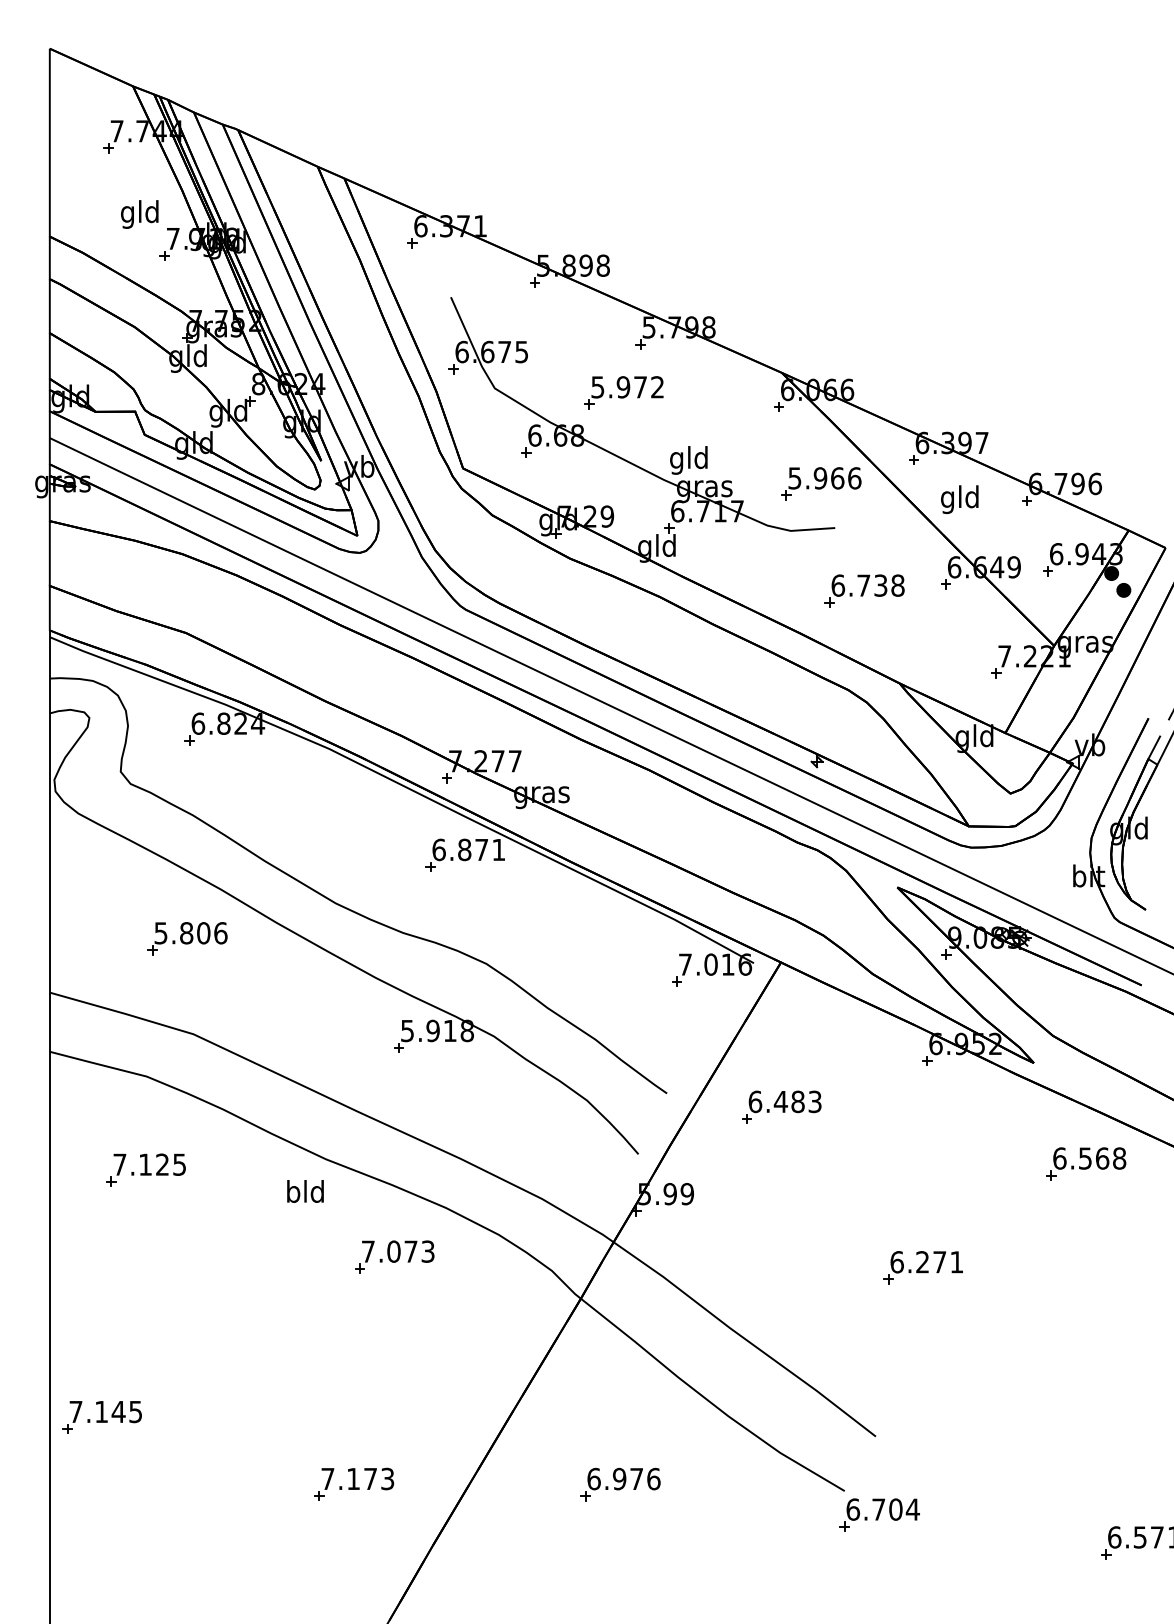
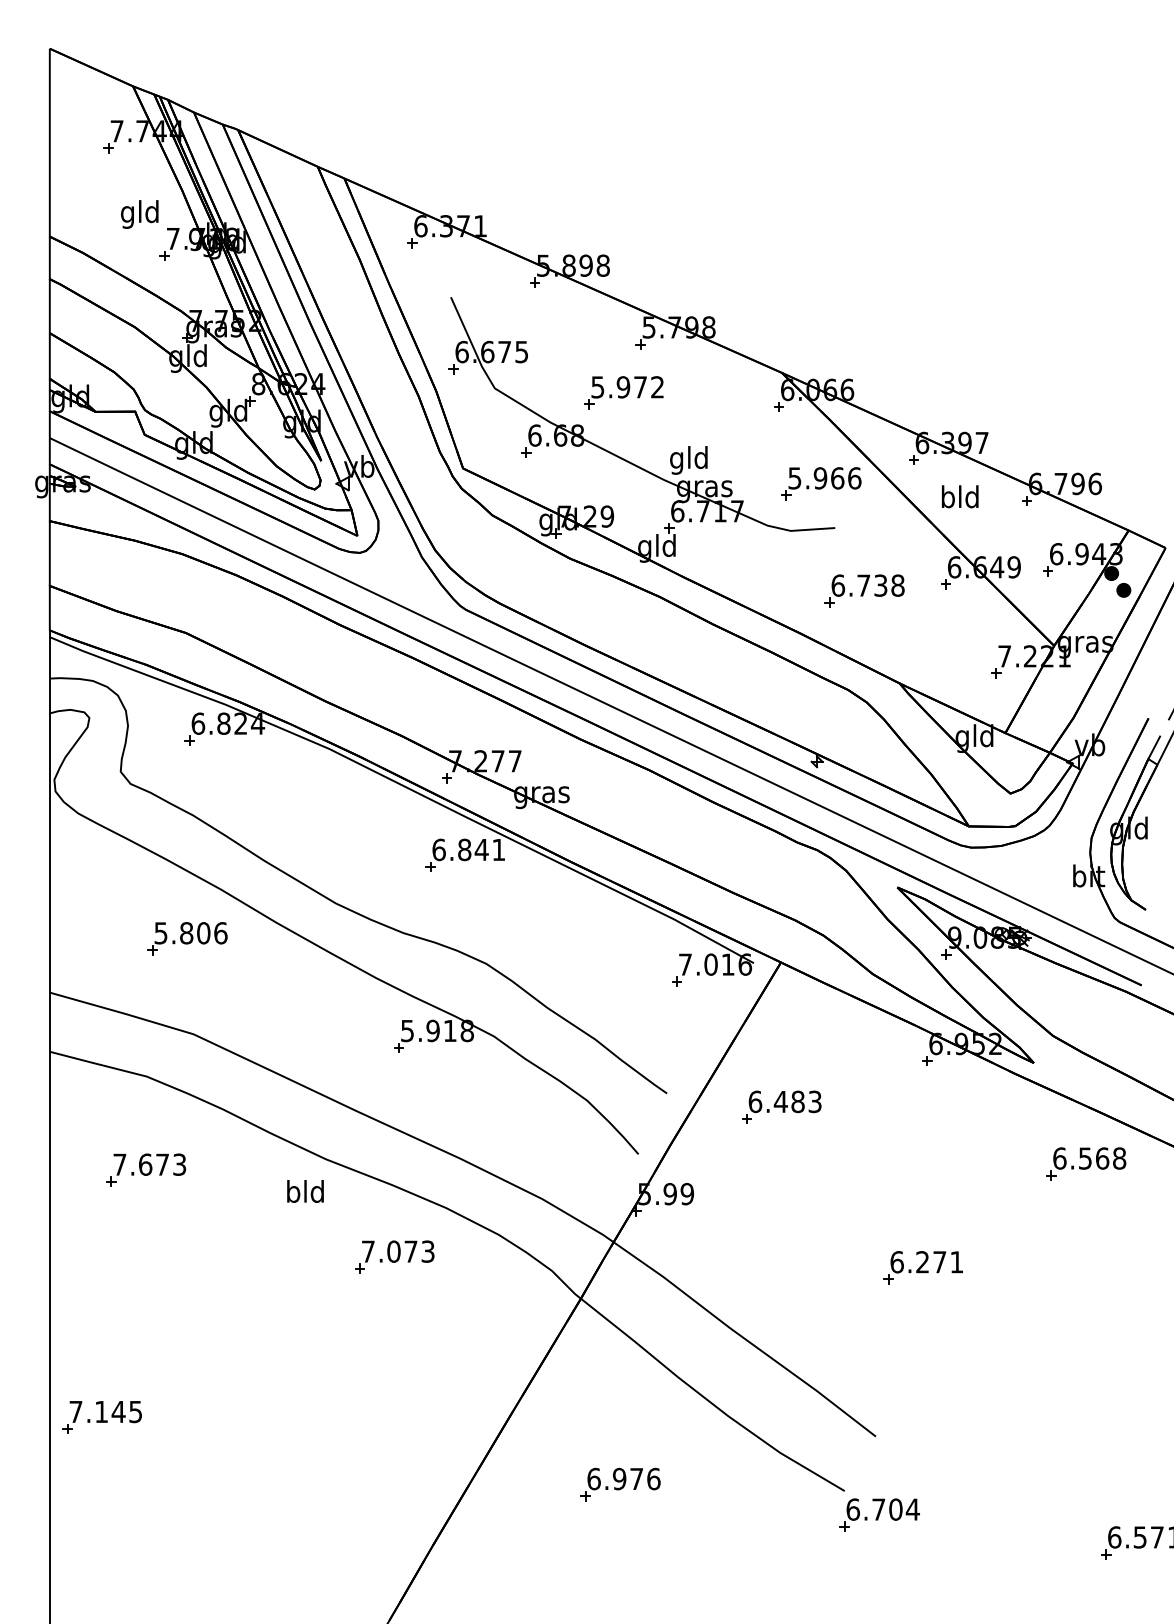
text: gld -> bld (947, 499)
text: 6.871 -> 6.841 (481, 849)
text: 7.125 -> 7.673 (162, 1164)
part: present -> none (354, 1483)
